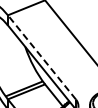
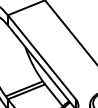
line: dashed -> solid (41, 57)
